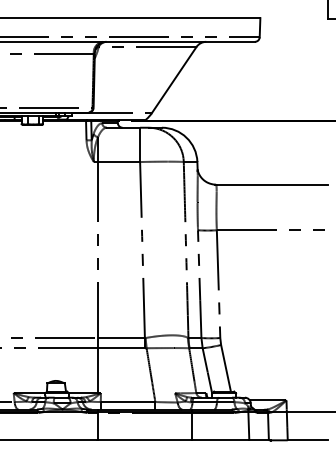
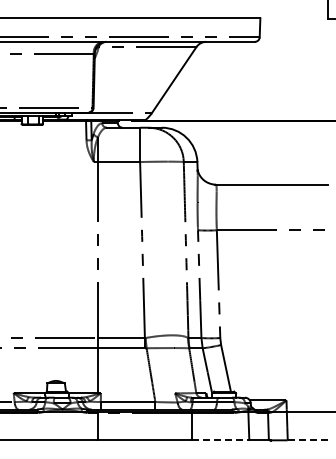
line: solid -> dashed (221, 440)
line: solid -> dashed (308, 440)
